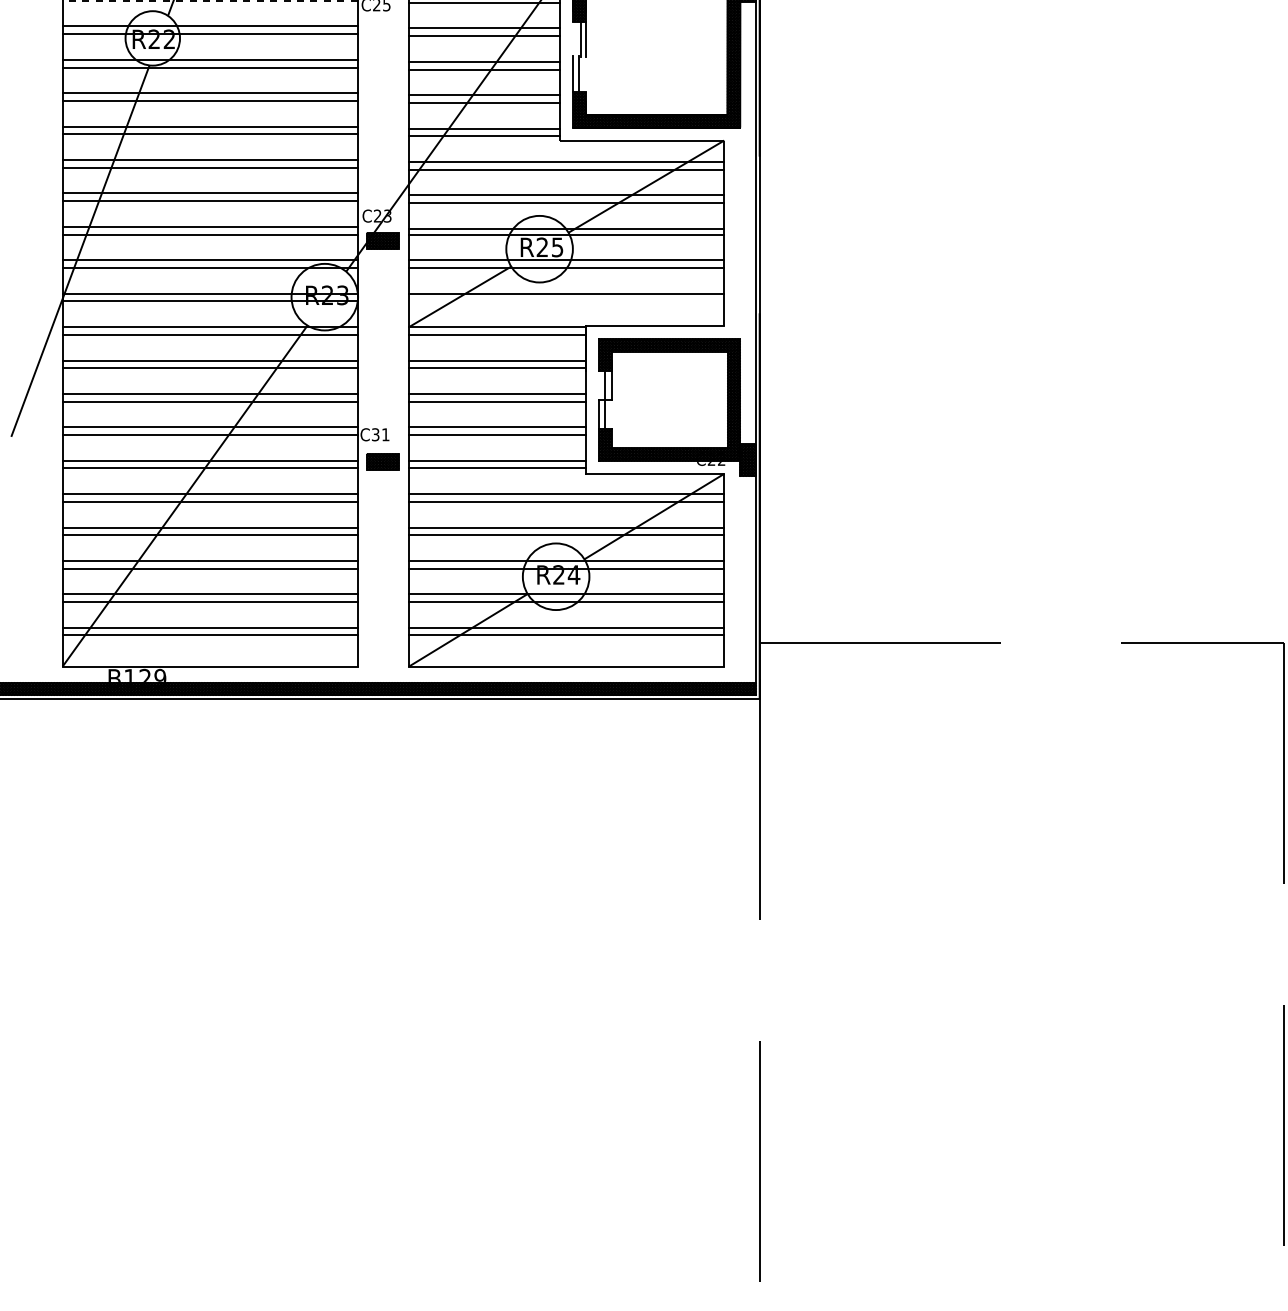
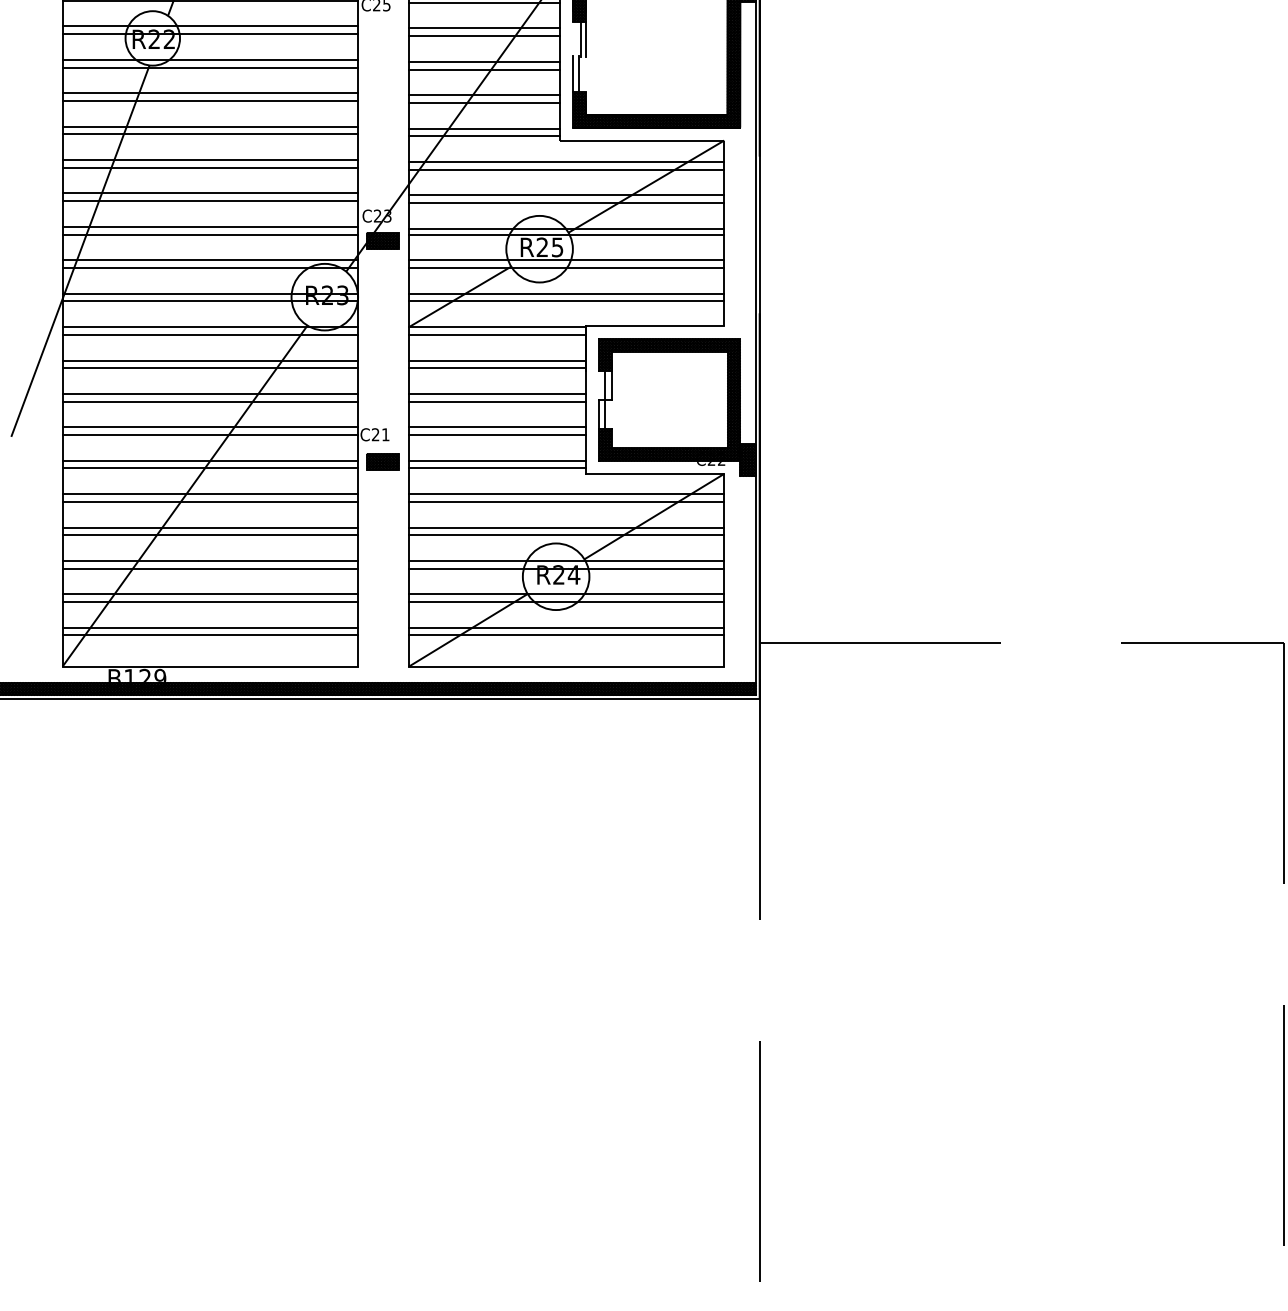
line: dashed -> solid (210, 0)
line: none -> present (566, 301)
text: C31 -> C21 (375, 434)
